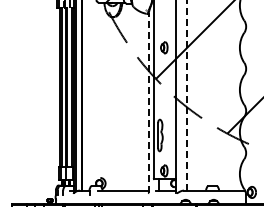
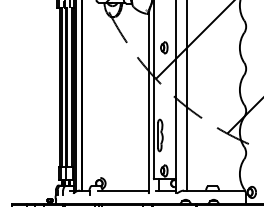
line: dashed -> solid (187, 95)
line: dashed -> solid (148, 102)
